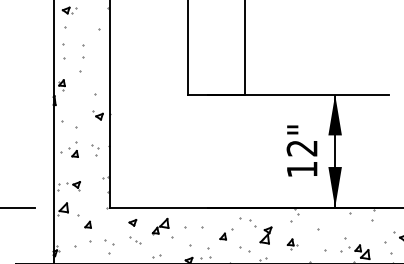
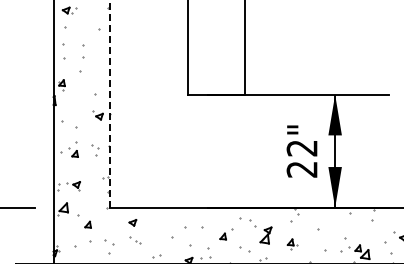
line: solid -> dashed (110, 103)
text: 12" -> 22" (301, 169)
part: present -> none (160, 226)
